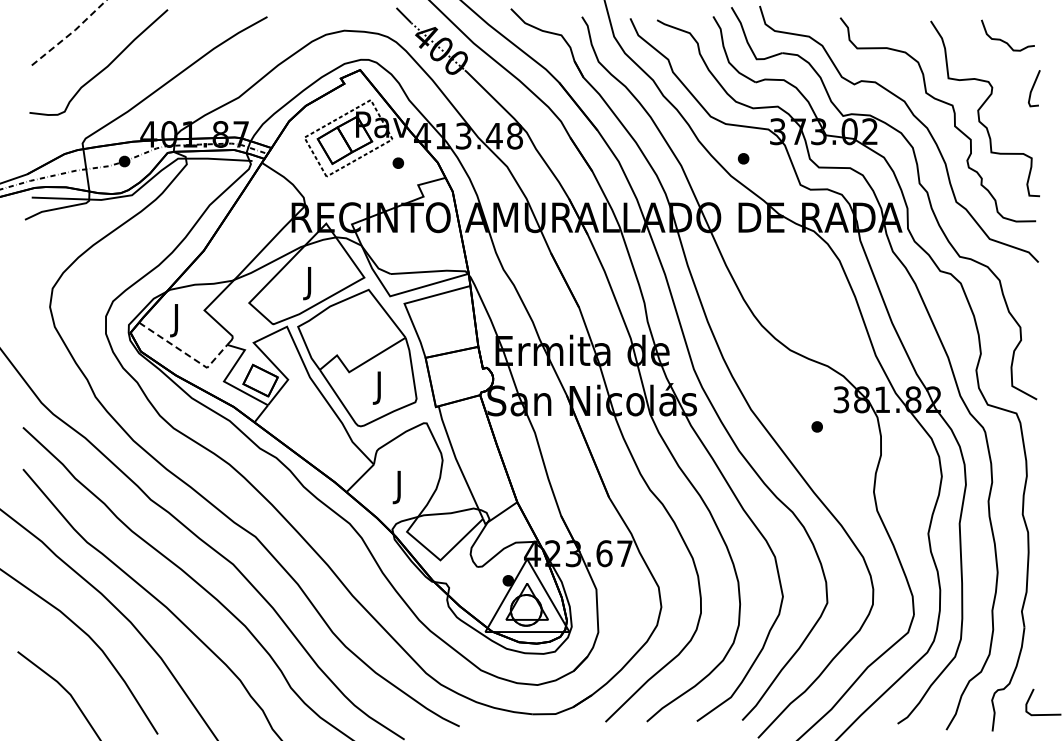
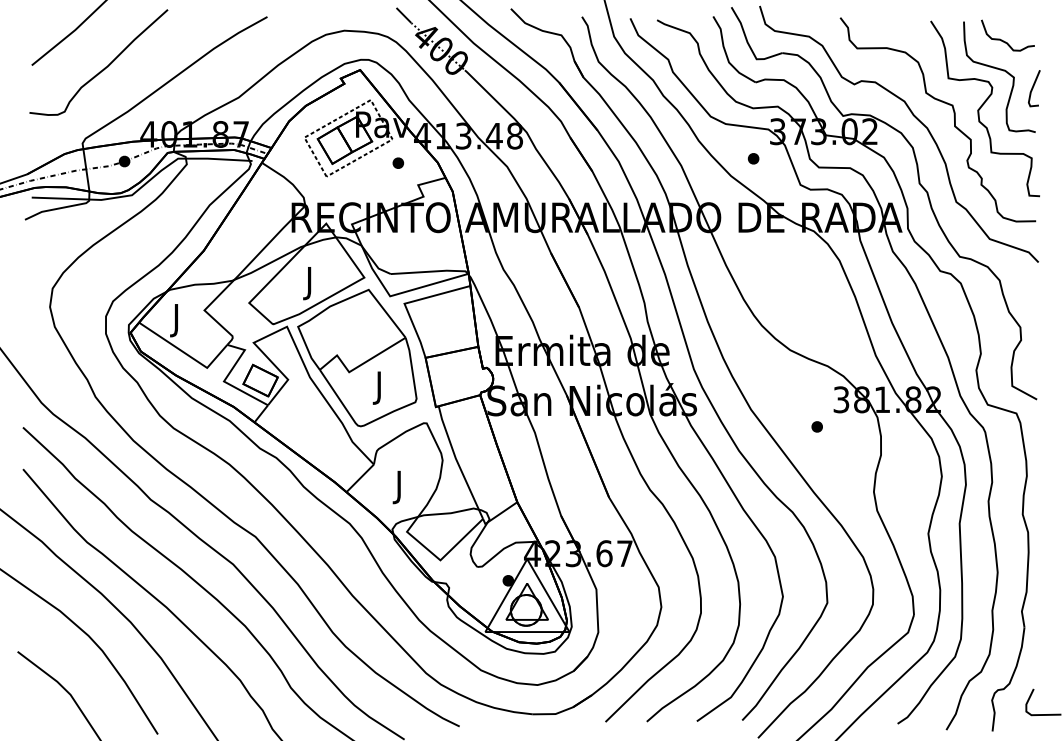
line: dashed -> solid (70, 33)
curve: none -> present (999, 70)
part position: (743, 158) -> (753, 158) (753, 158)
line: dashed -> solid (186, 354)
